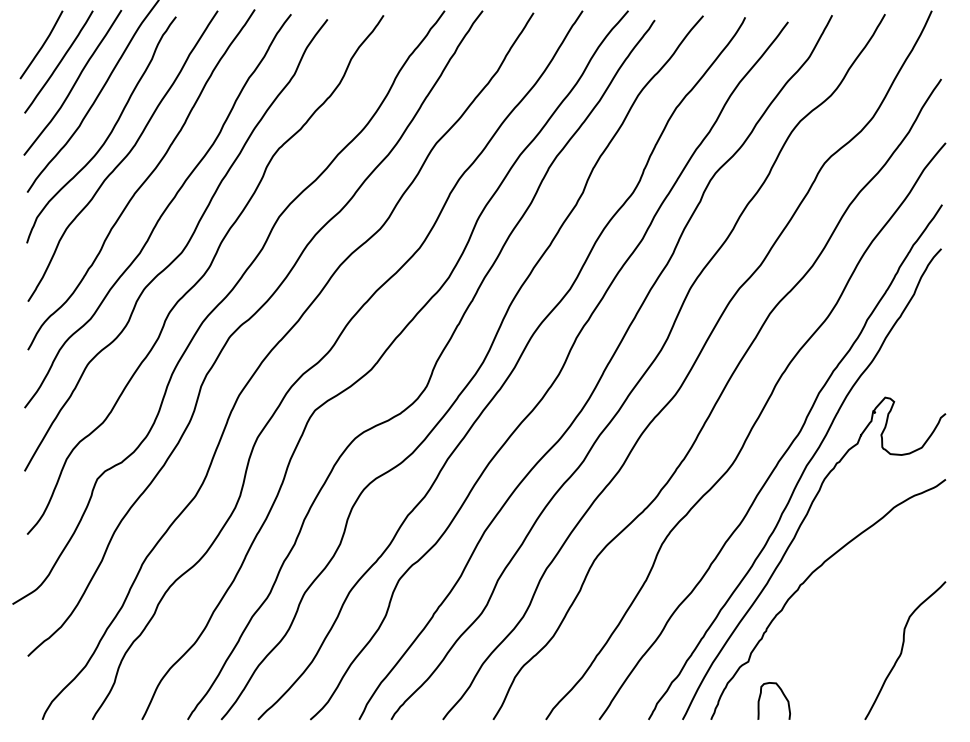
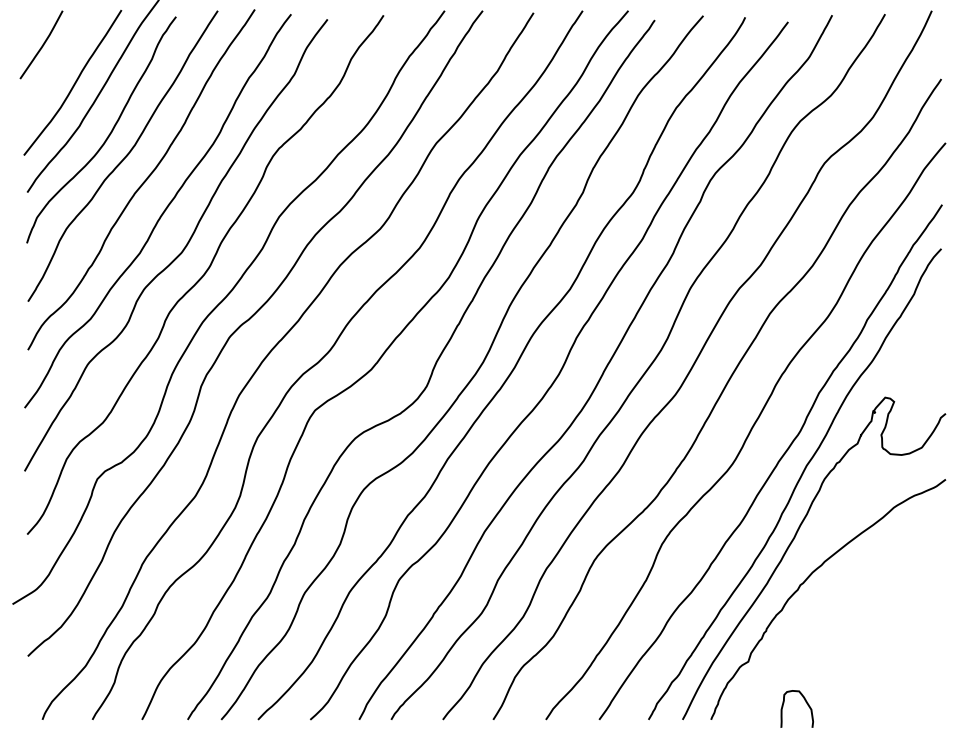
curve: present -> none (59, 61)
curve: present -> none (903, 648)
curve position: (782, 694) -> (805, 702) (805, 702)
